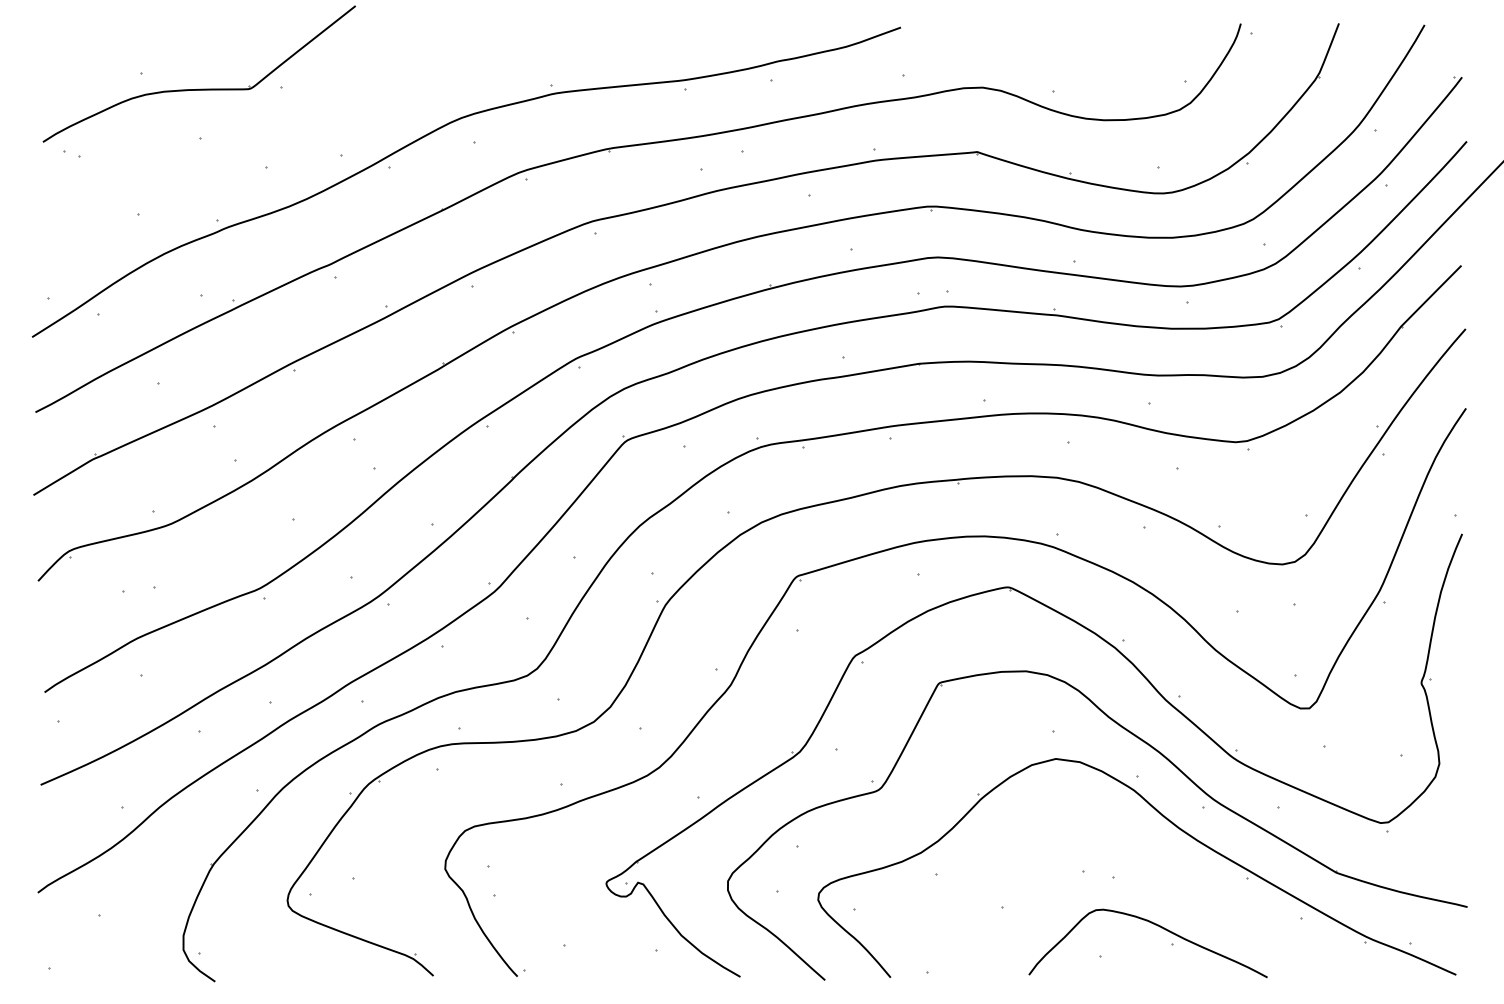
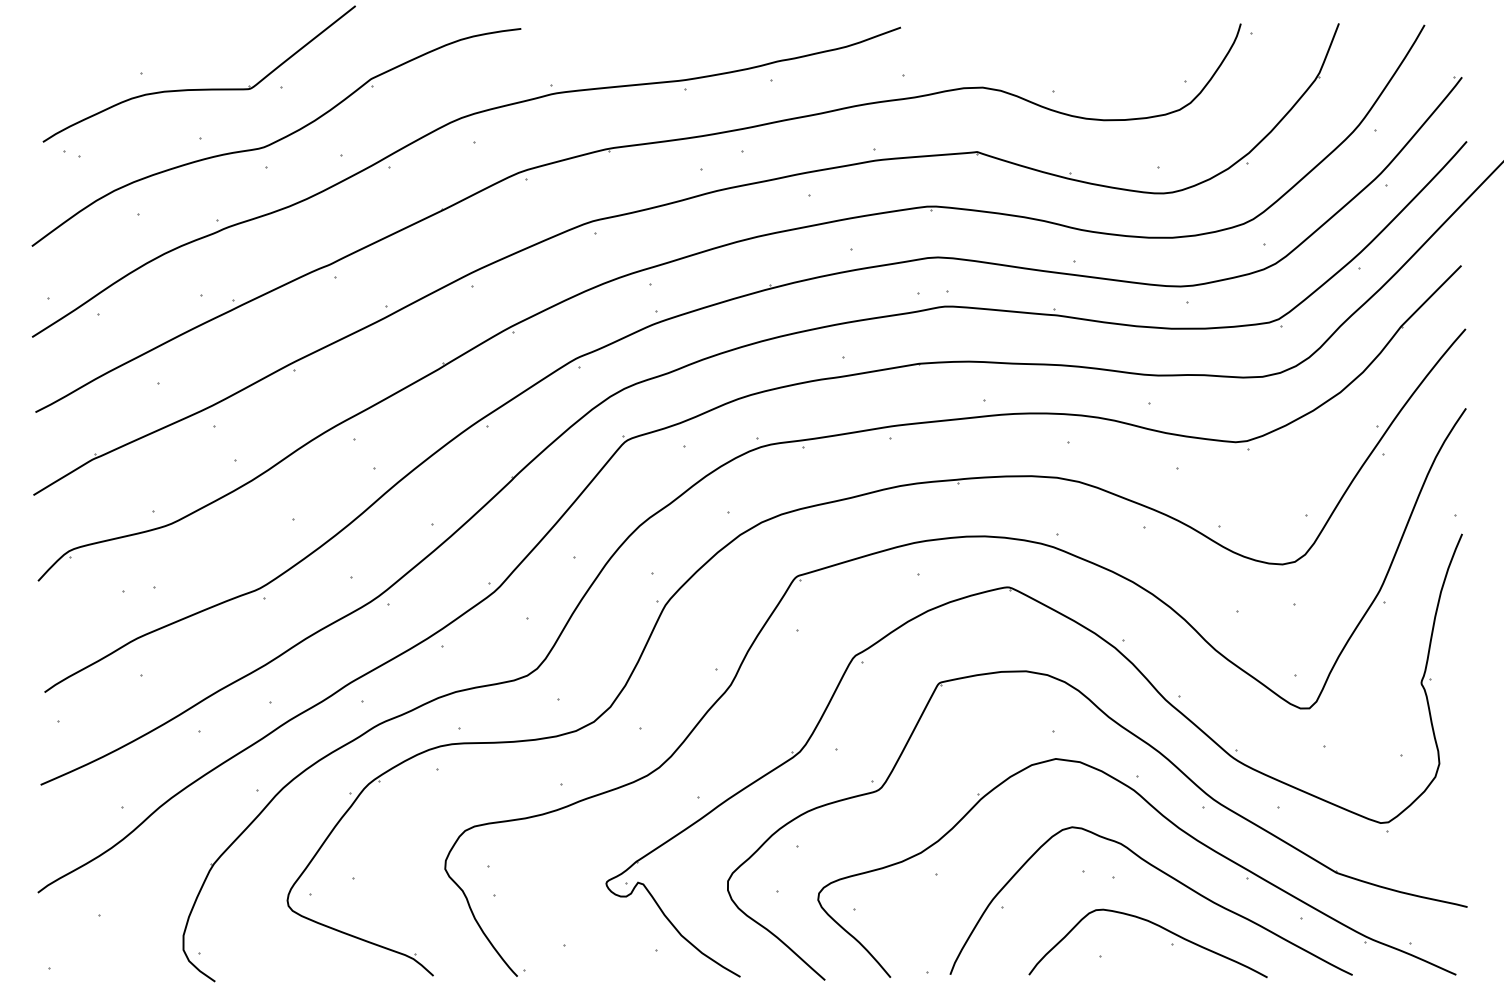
part: none -> present (276, 137)
curve: none -> present (1166, 875)
